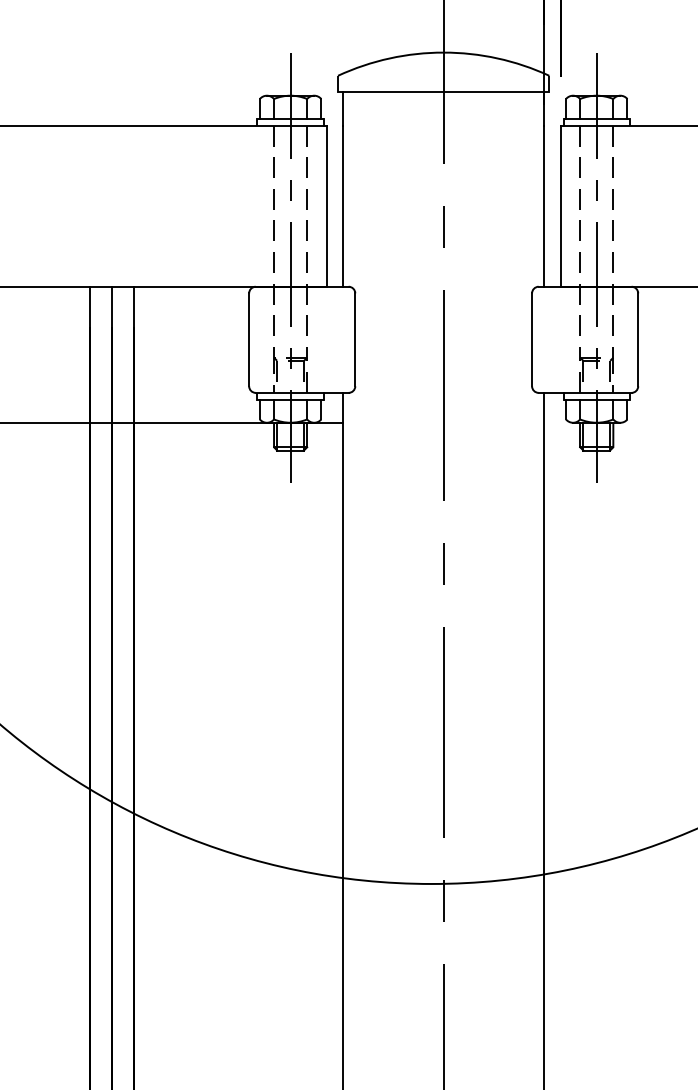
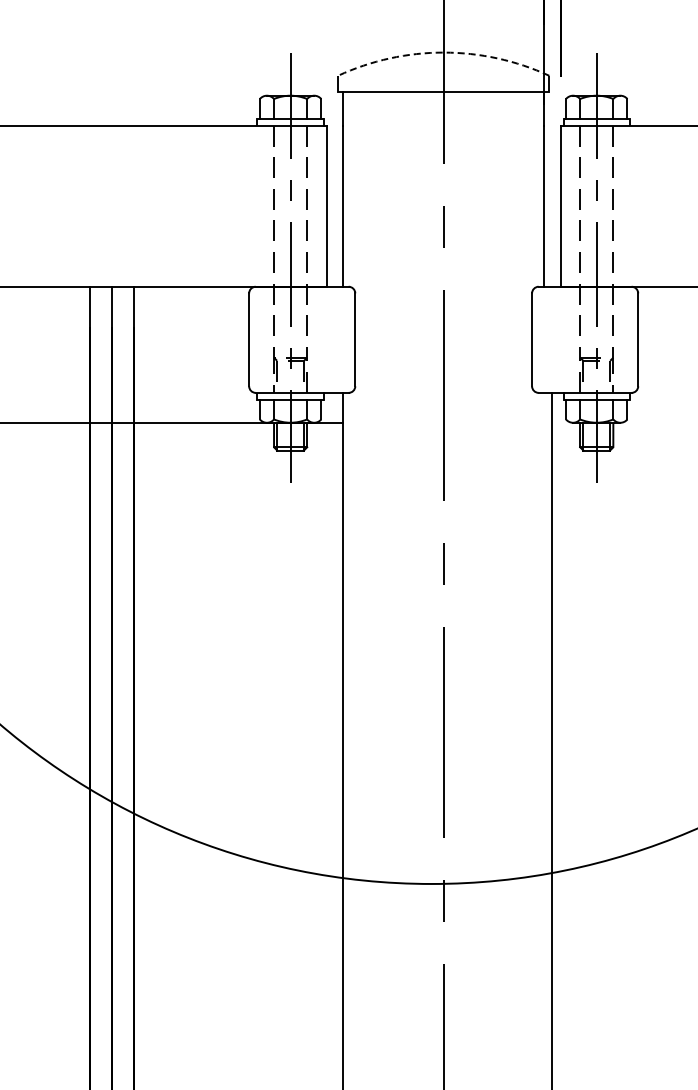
arc: solid -> dashed (443, 52)
line position: (544, 739) -> (552, 739) (552, 739)
